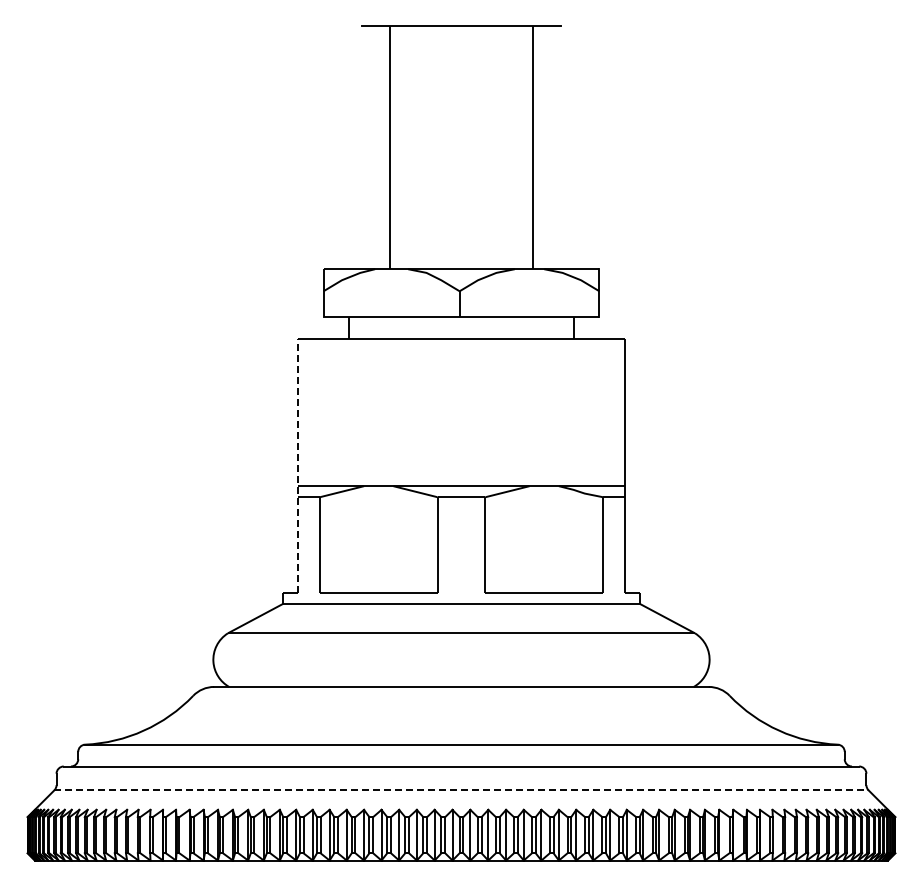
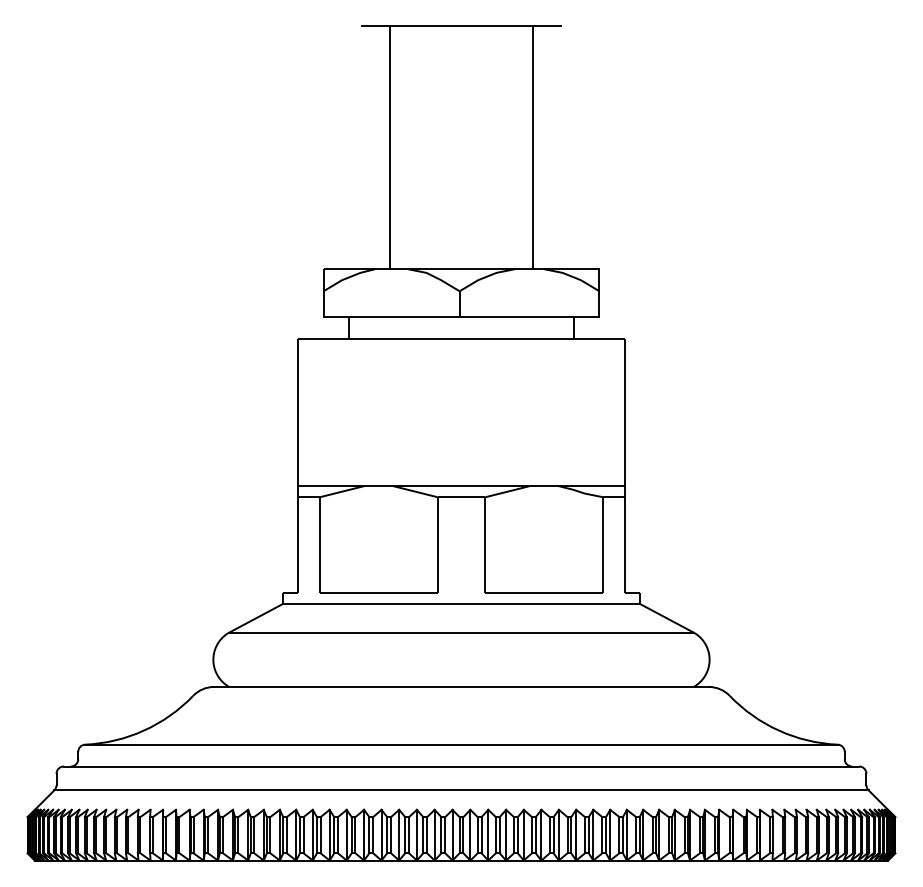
line: dashed -> solid (297, 465)
line: dashed -> solid (462, 790)
